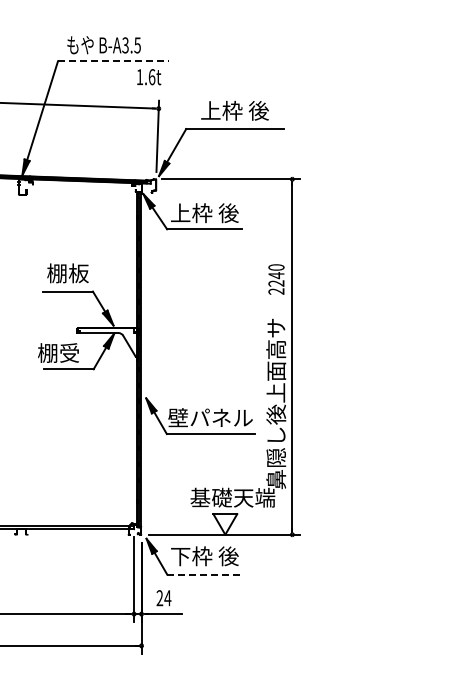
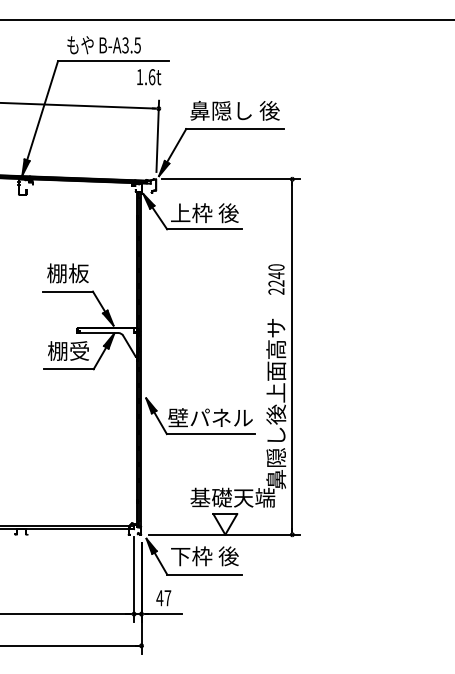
line: none -> present (226, 20)
line: dashed -> solid (113, 61)
text: 上枠 後 -> 鼻隠し 後 (234, 110)
text position: (58, 352) -> (68, 350) (68, 350)
line: dashed -> solid (204, 574)
text: 24 -> 47 (163, 598)
